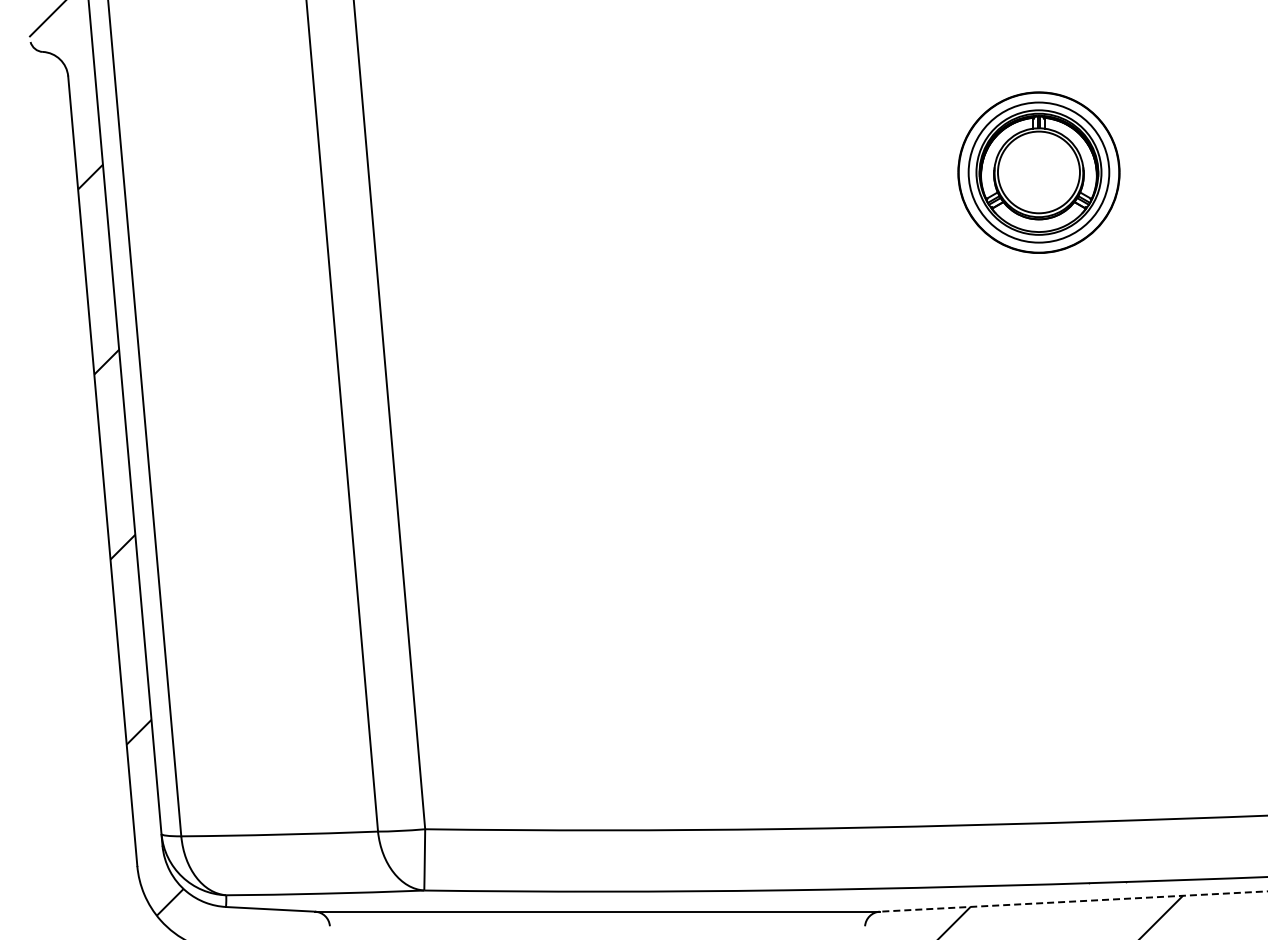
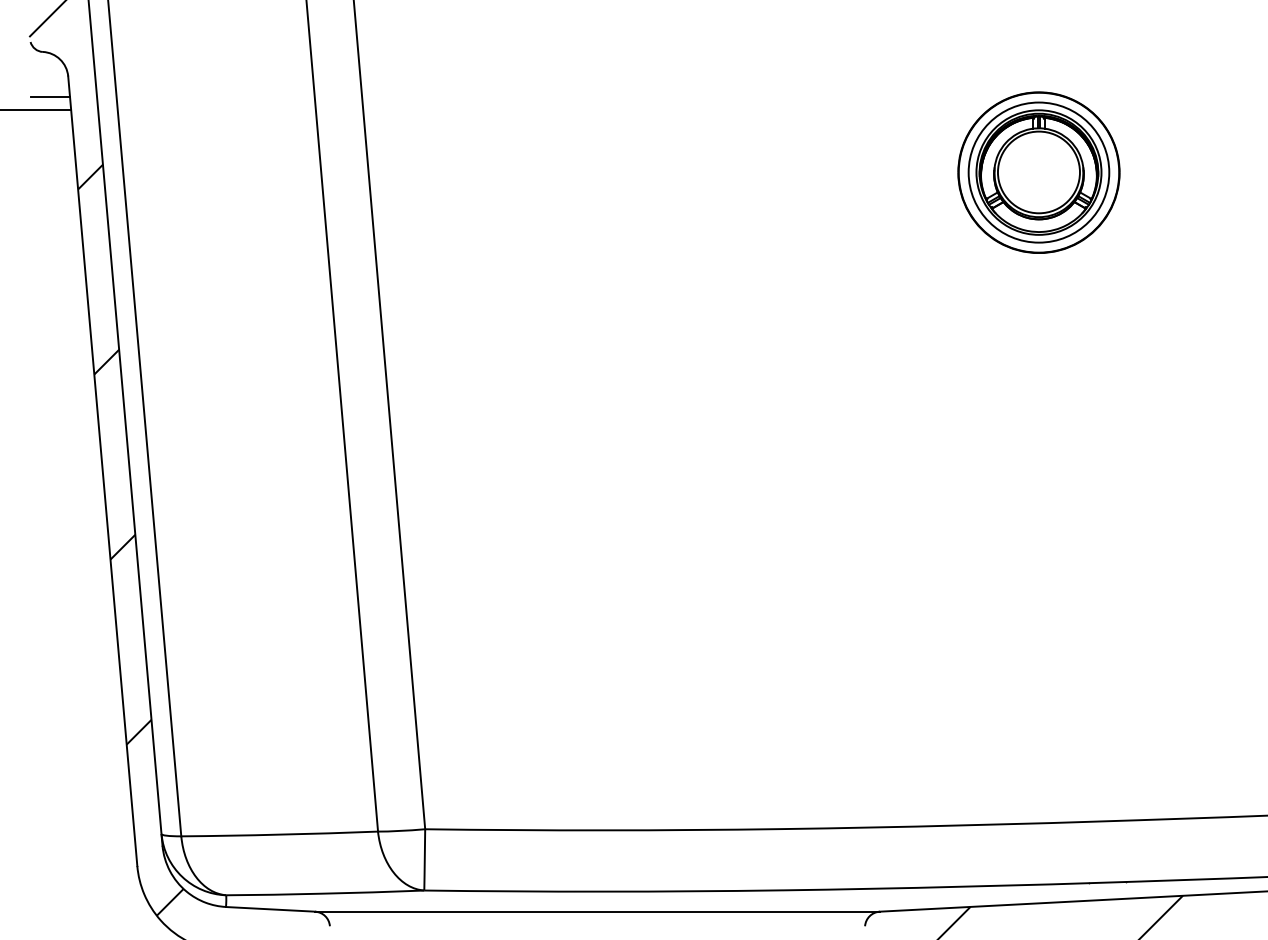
line: none -> present (50, 96)
line: none -> present (36, 110)
line: dashed -> solid (1073, 901)
